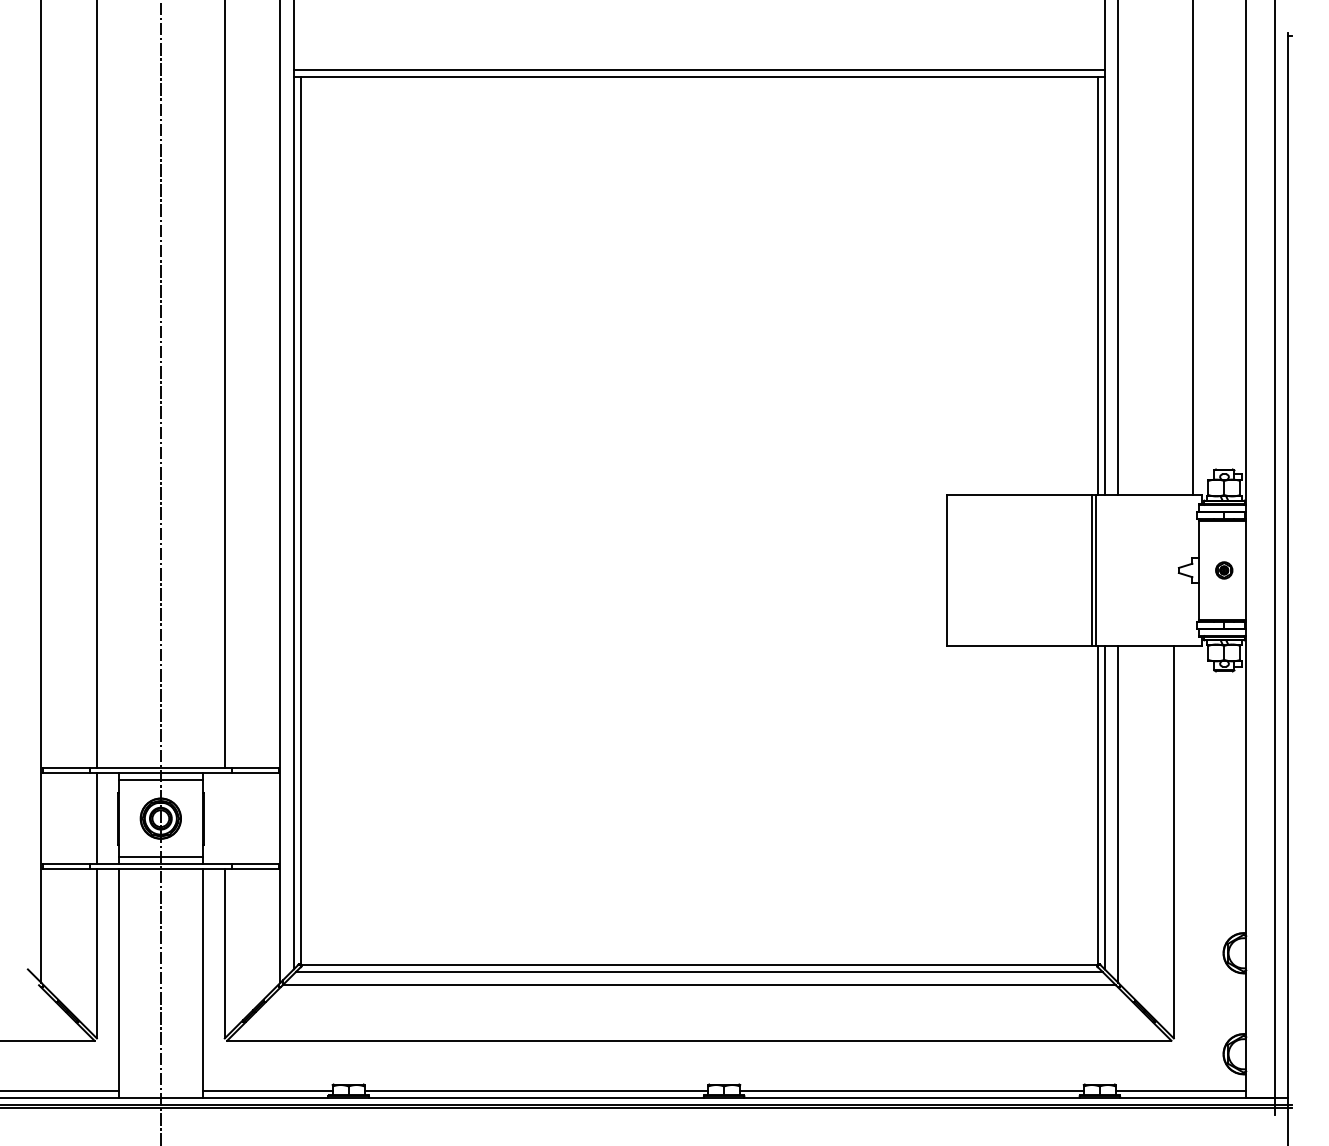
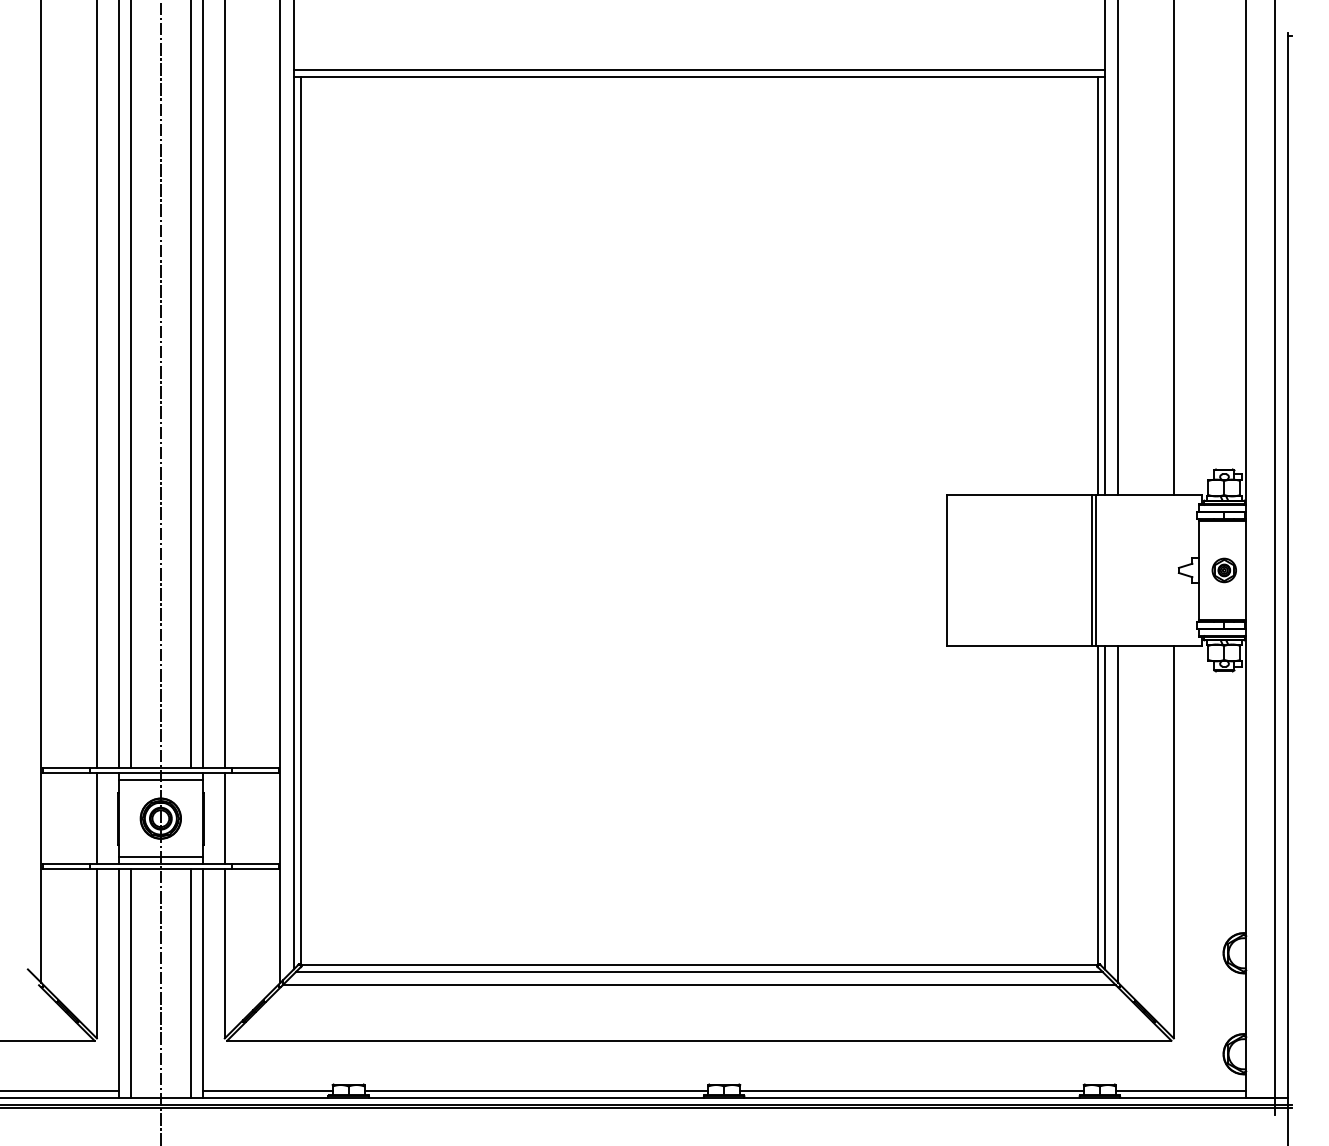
line position: (1192, 248) -> (1173, 248) (1173, 248)
line: none -> present (118, 385)
line: none -> present (130, 385)
line: none -> present (191, 385)
line: none -> present (202, 385)
part size: 19x19 px -> 26x27 px (1223, 570)
line: none -> present (224, 818)
line: none -> present (130, 983)
line: none -> present (191, 983)
